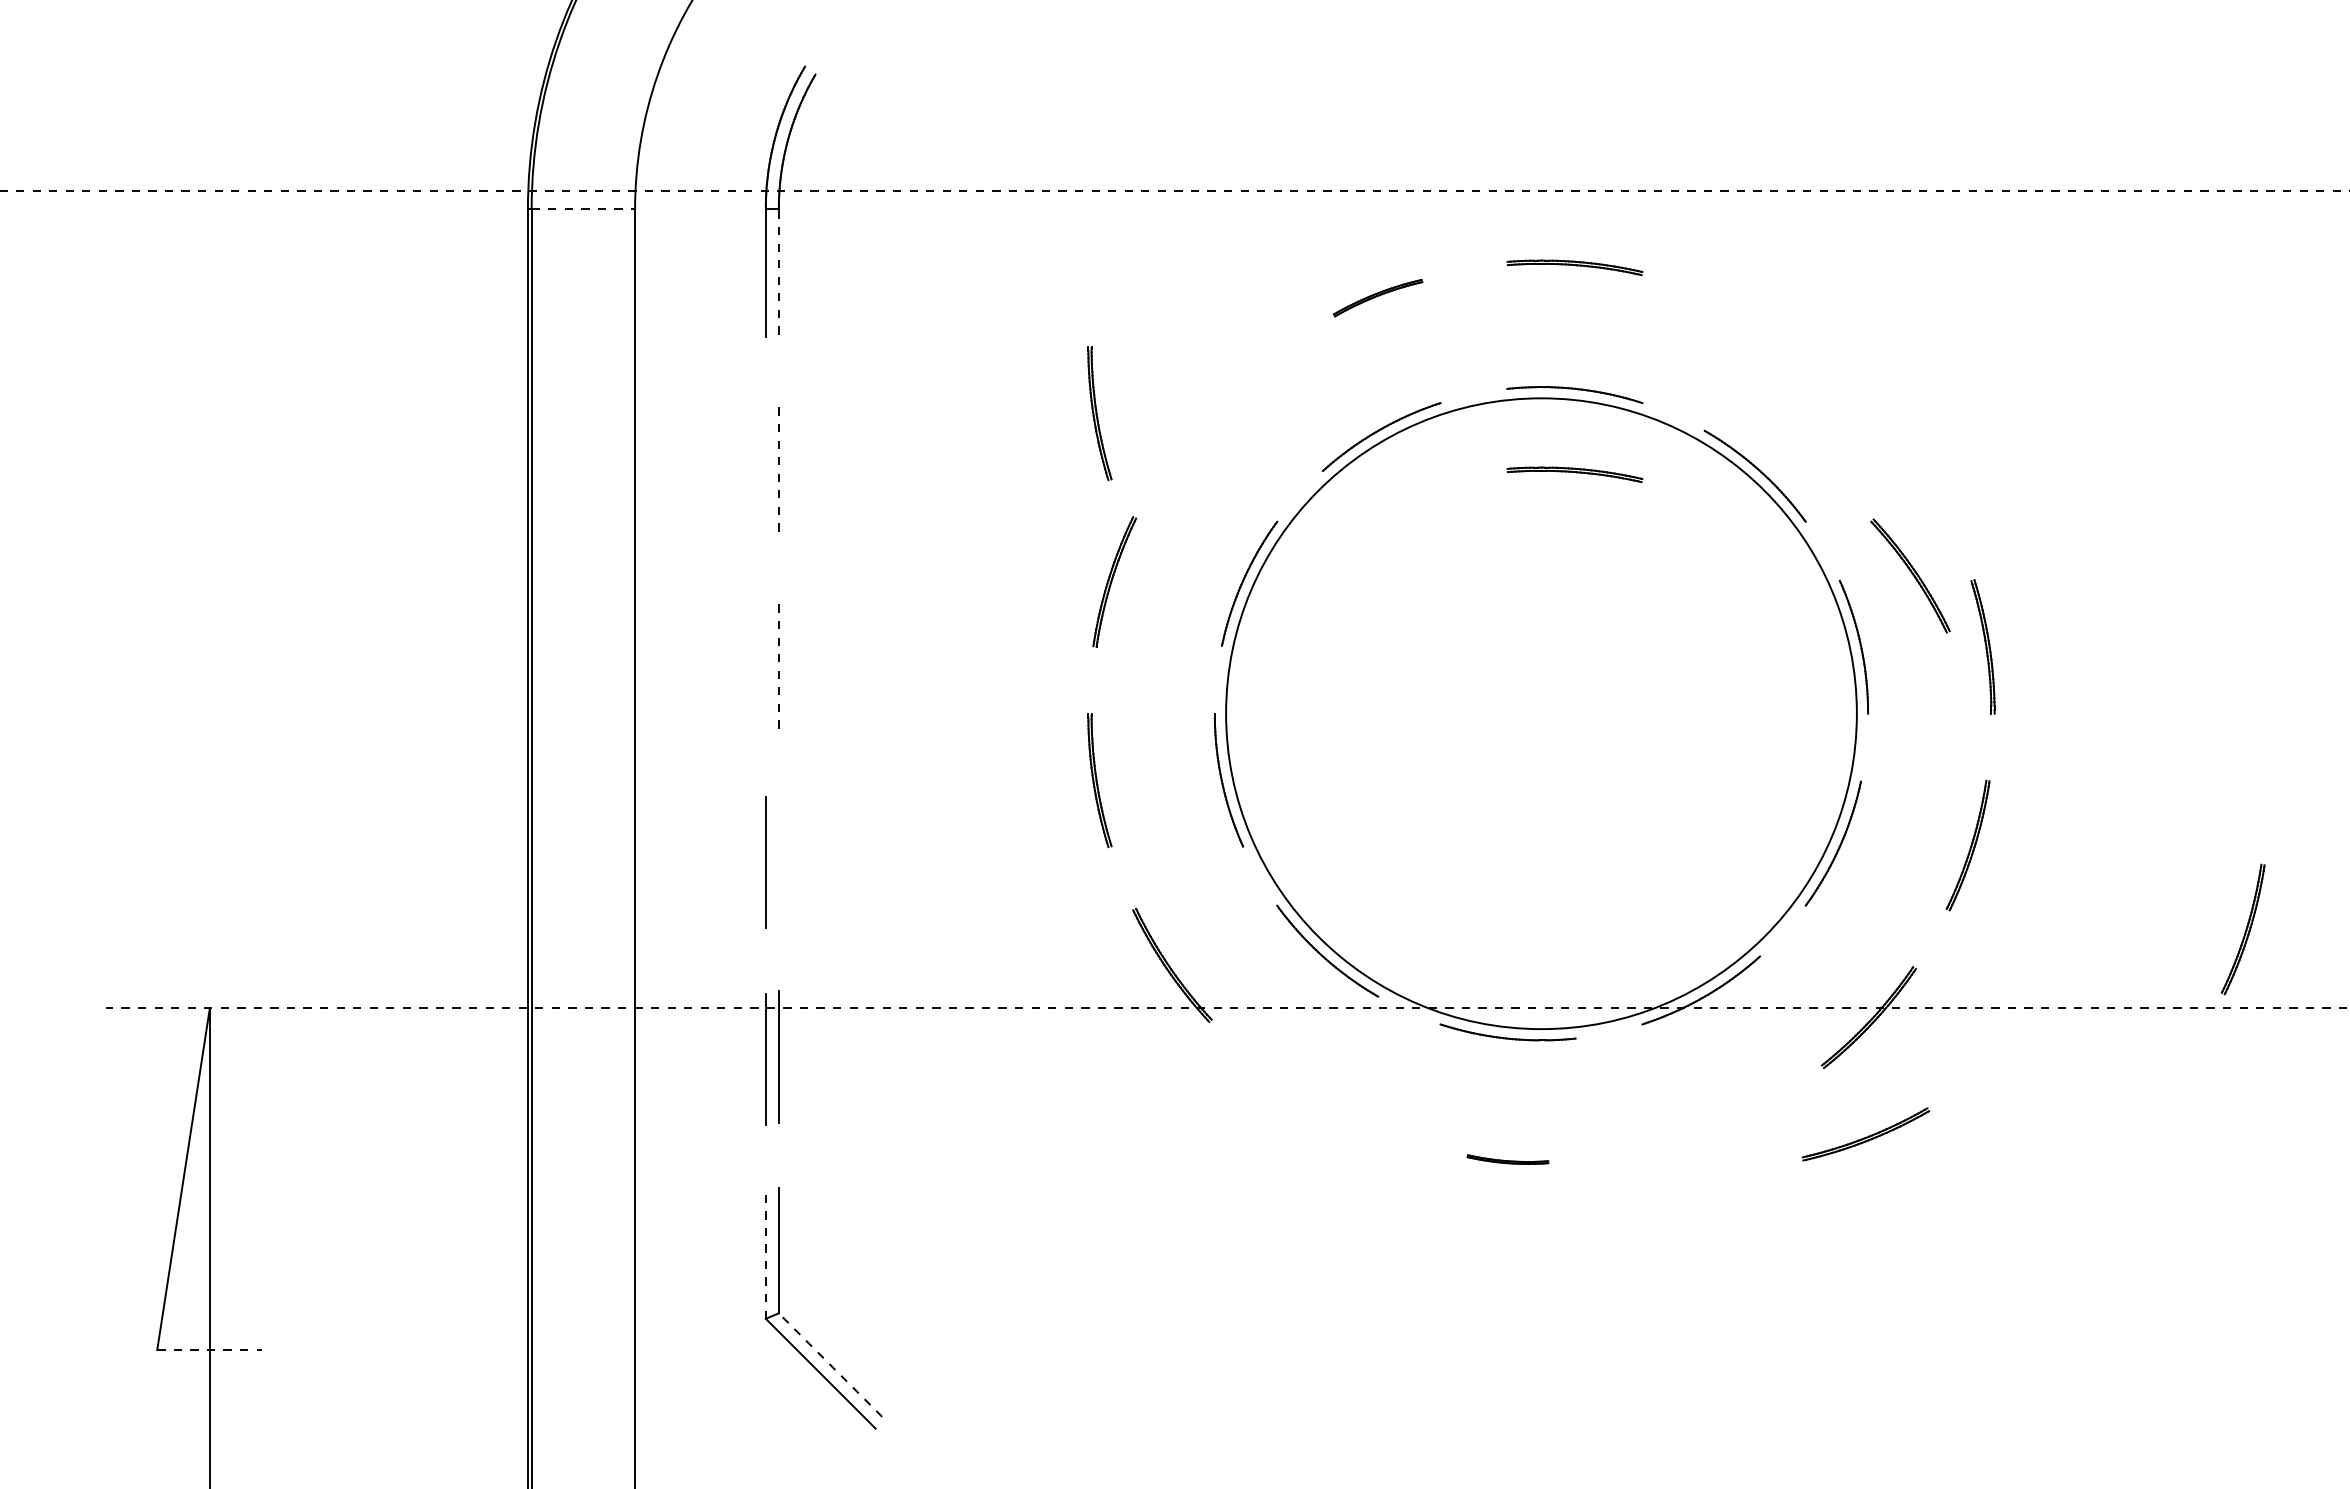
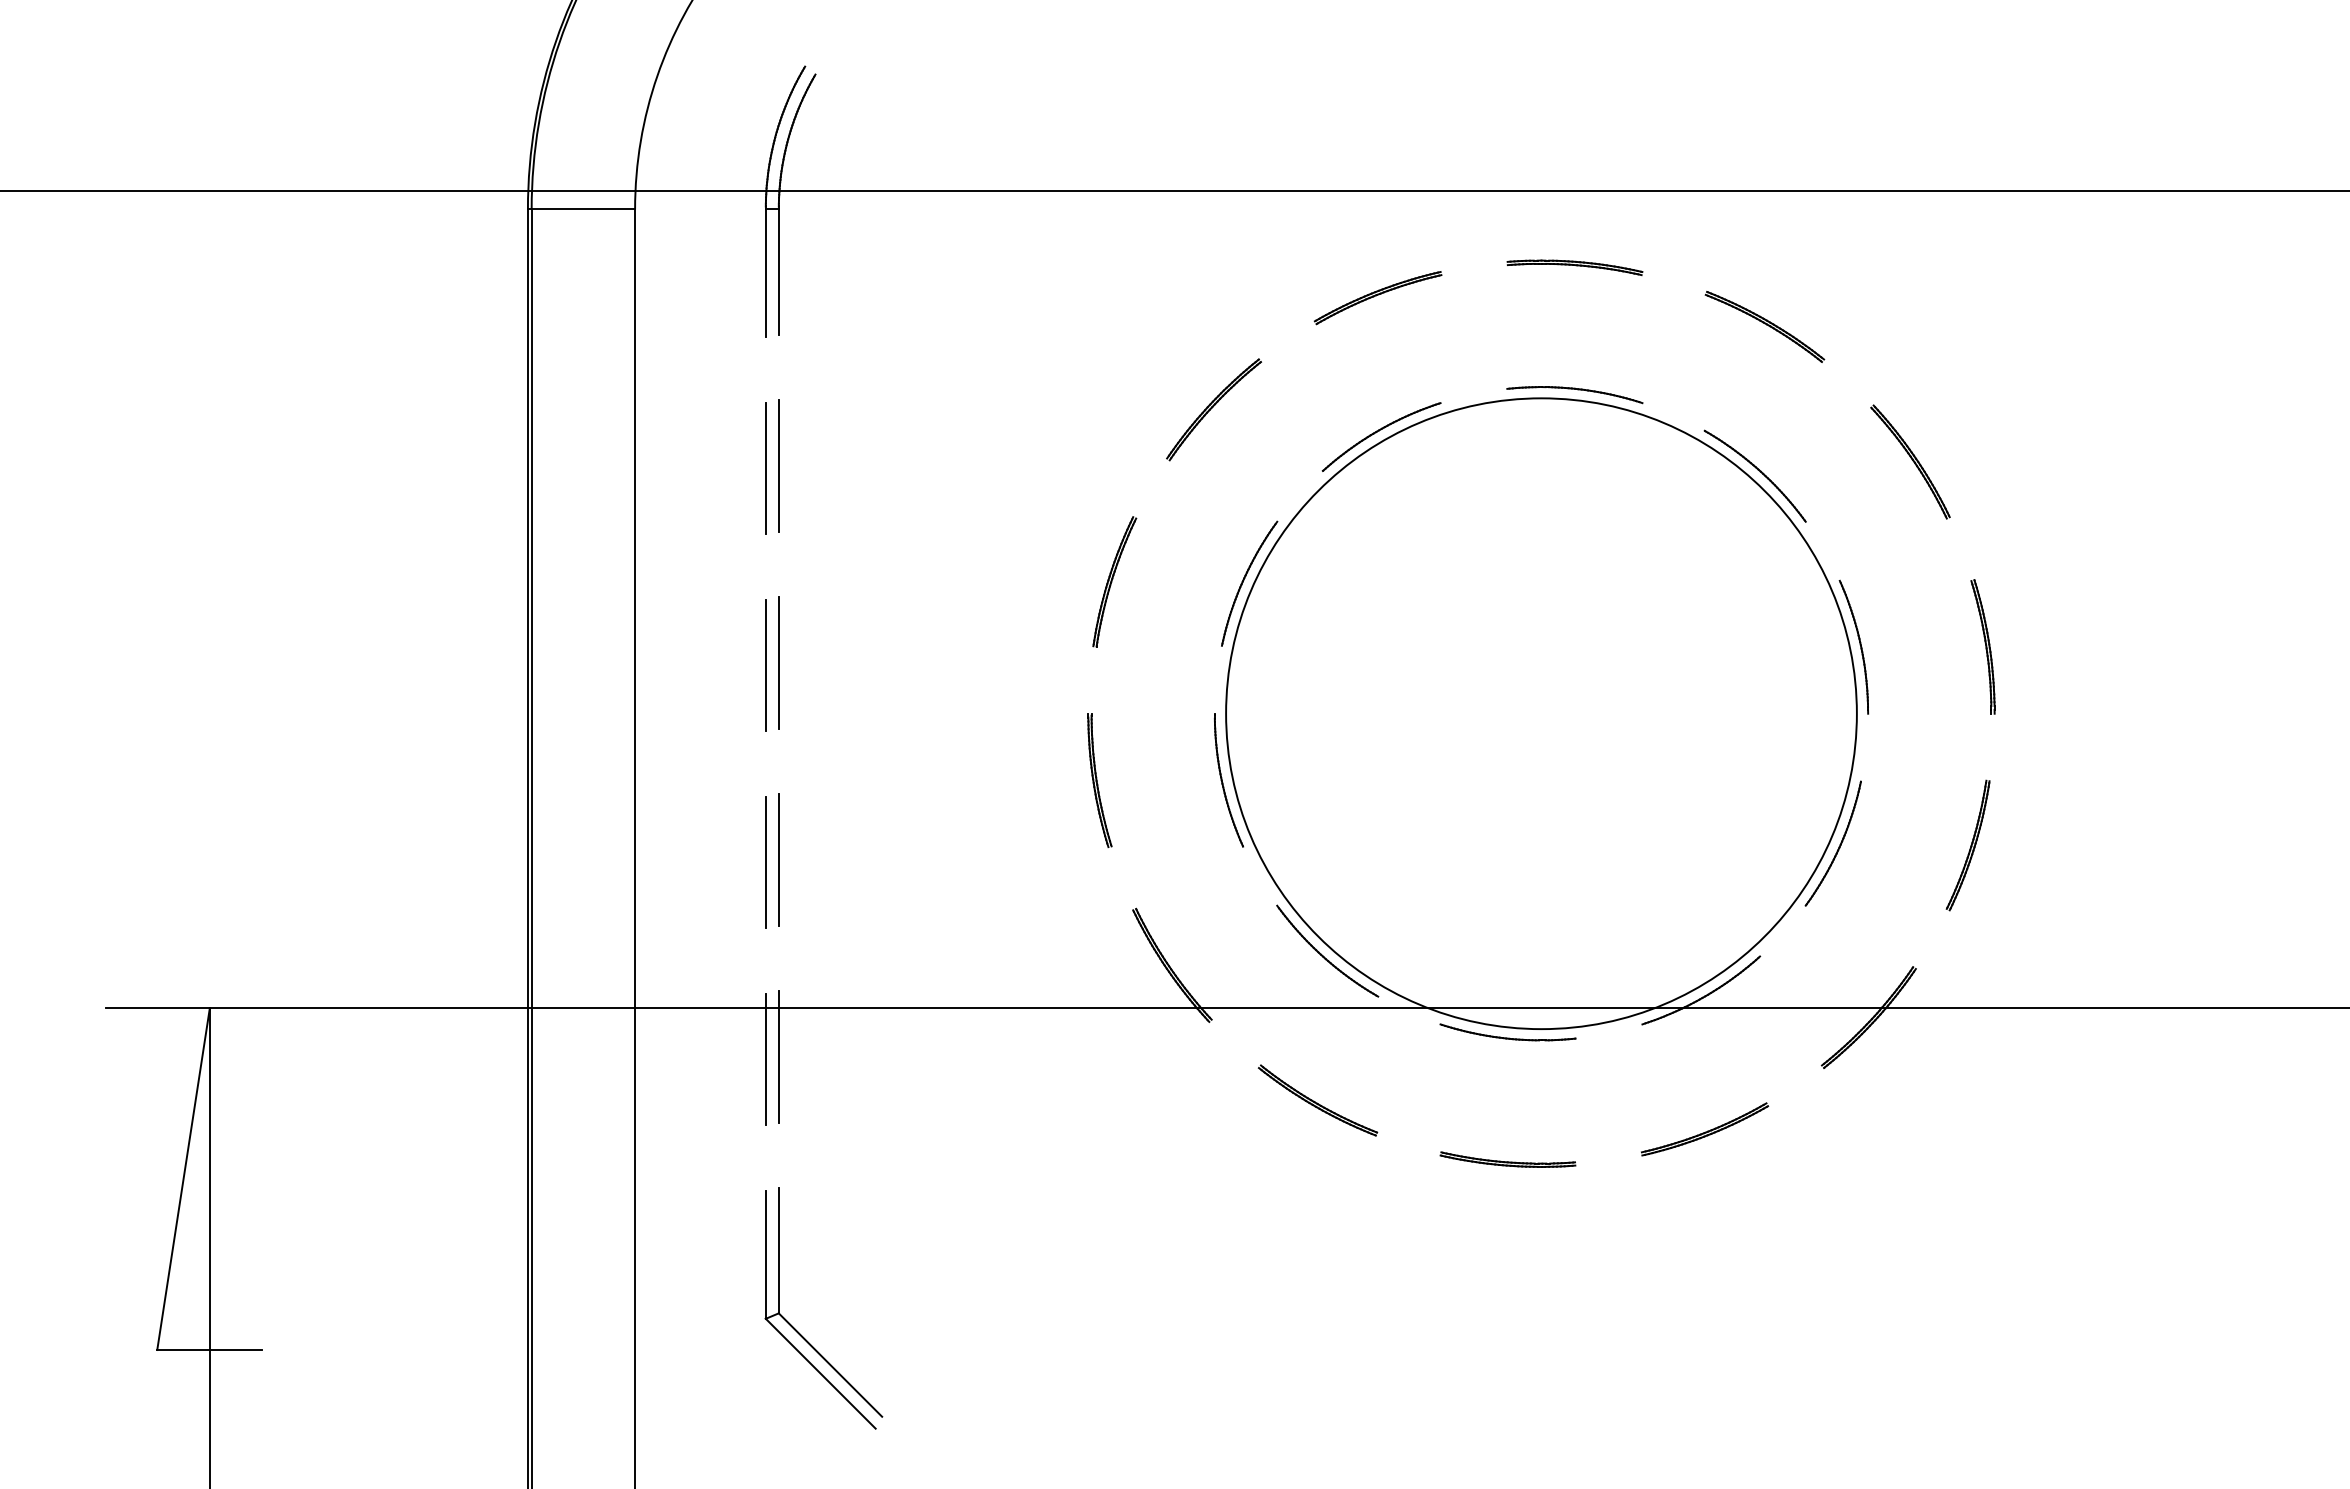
line: dashed -> solid (1174, 191)
line: dashed -> solid (583, 209)
line: dashed -> solid (778, 272)
part size: 92x39 px -> 130x55 px (1377, 298)
part: none -> present (1764, 326)
part: none -> present (1213, 409)
part: present -> none (1099, 413)
line: dashed -> solid (778, 465)
line: none -> present (765, 468)
part: present -> none (1574, 474)
part position: (1910, 575) -> (1910, 461) (1910, 461)
line: dashed -> solid (778, 662)
line: none -> present (765, 665)
line: none -> present (778, 859)
part: present -> none (2242, 929)
line: dashed -> solid (1228, 1008)
part: none -> present (1317, 1100)
part position: (1866, 1134) -> (1705, 1129) (1705, 1129)
part size: 84x11 px -> 138x17 px (1507, 1159)
line: dashed -> solid (765, 1254)
line: dashed -> solid (209, 1350)
line: dashed -> solid (830, 1364)
